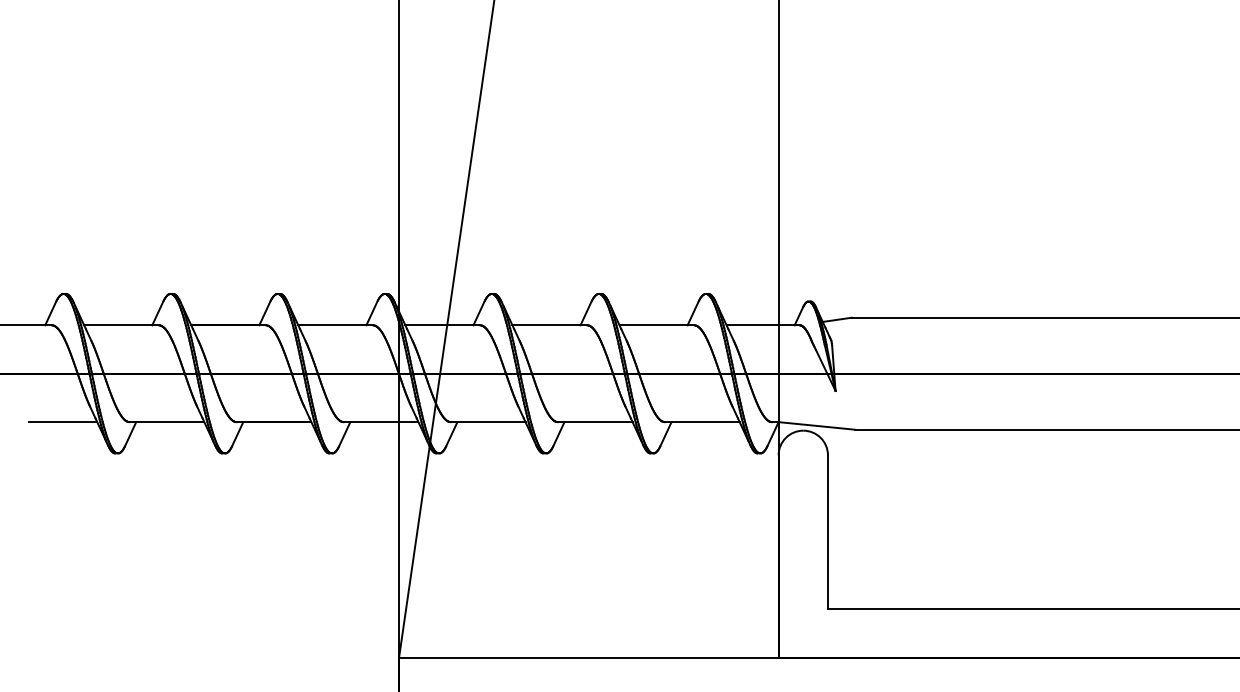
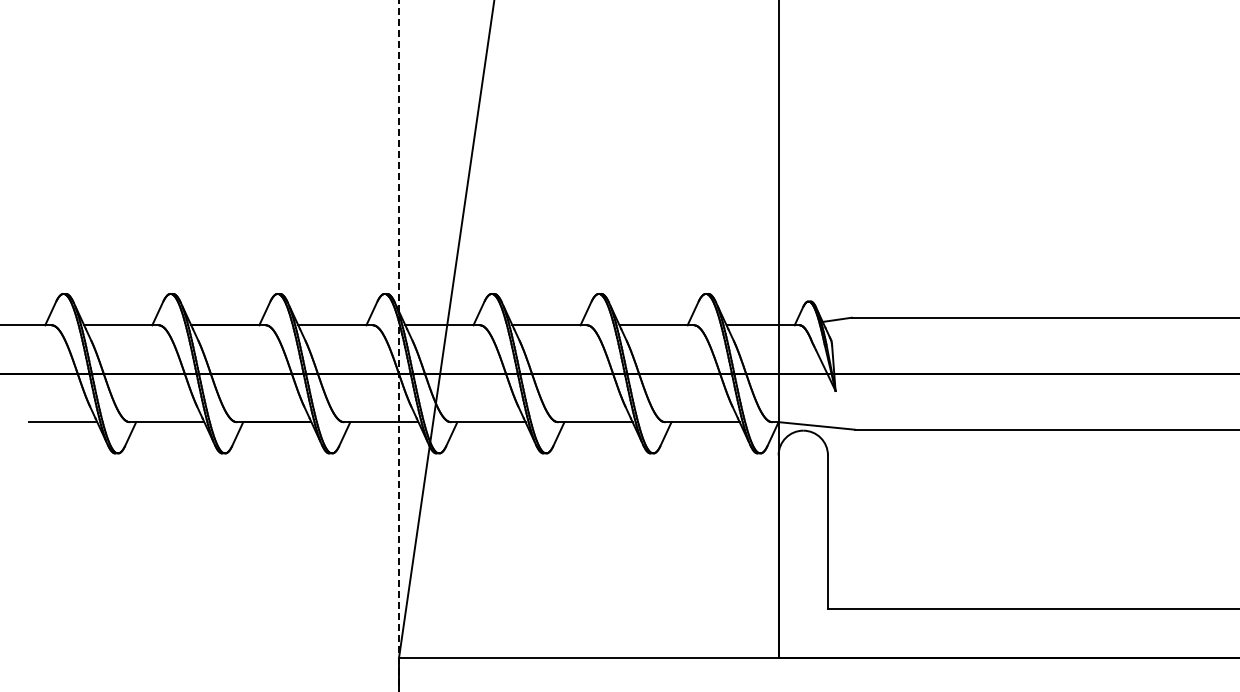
line: solid -> dashed (398, 346)
